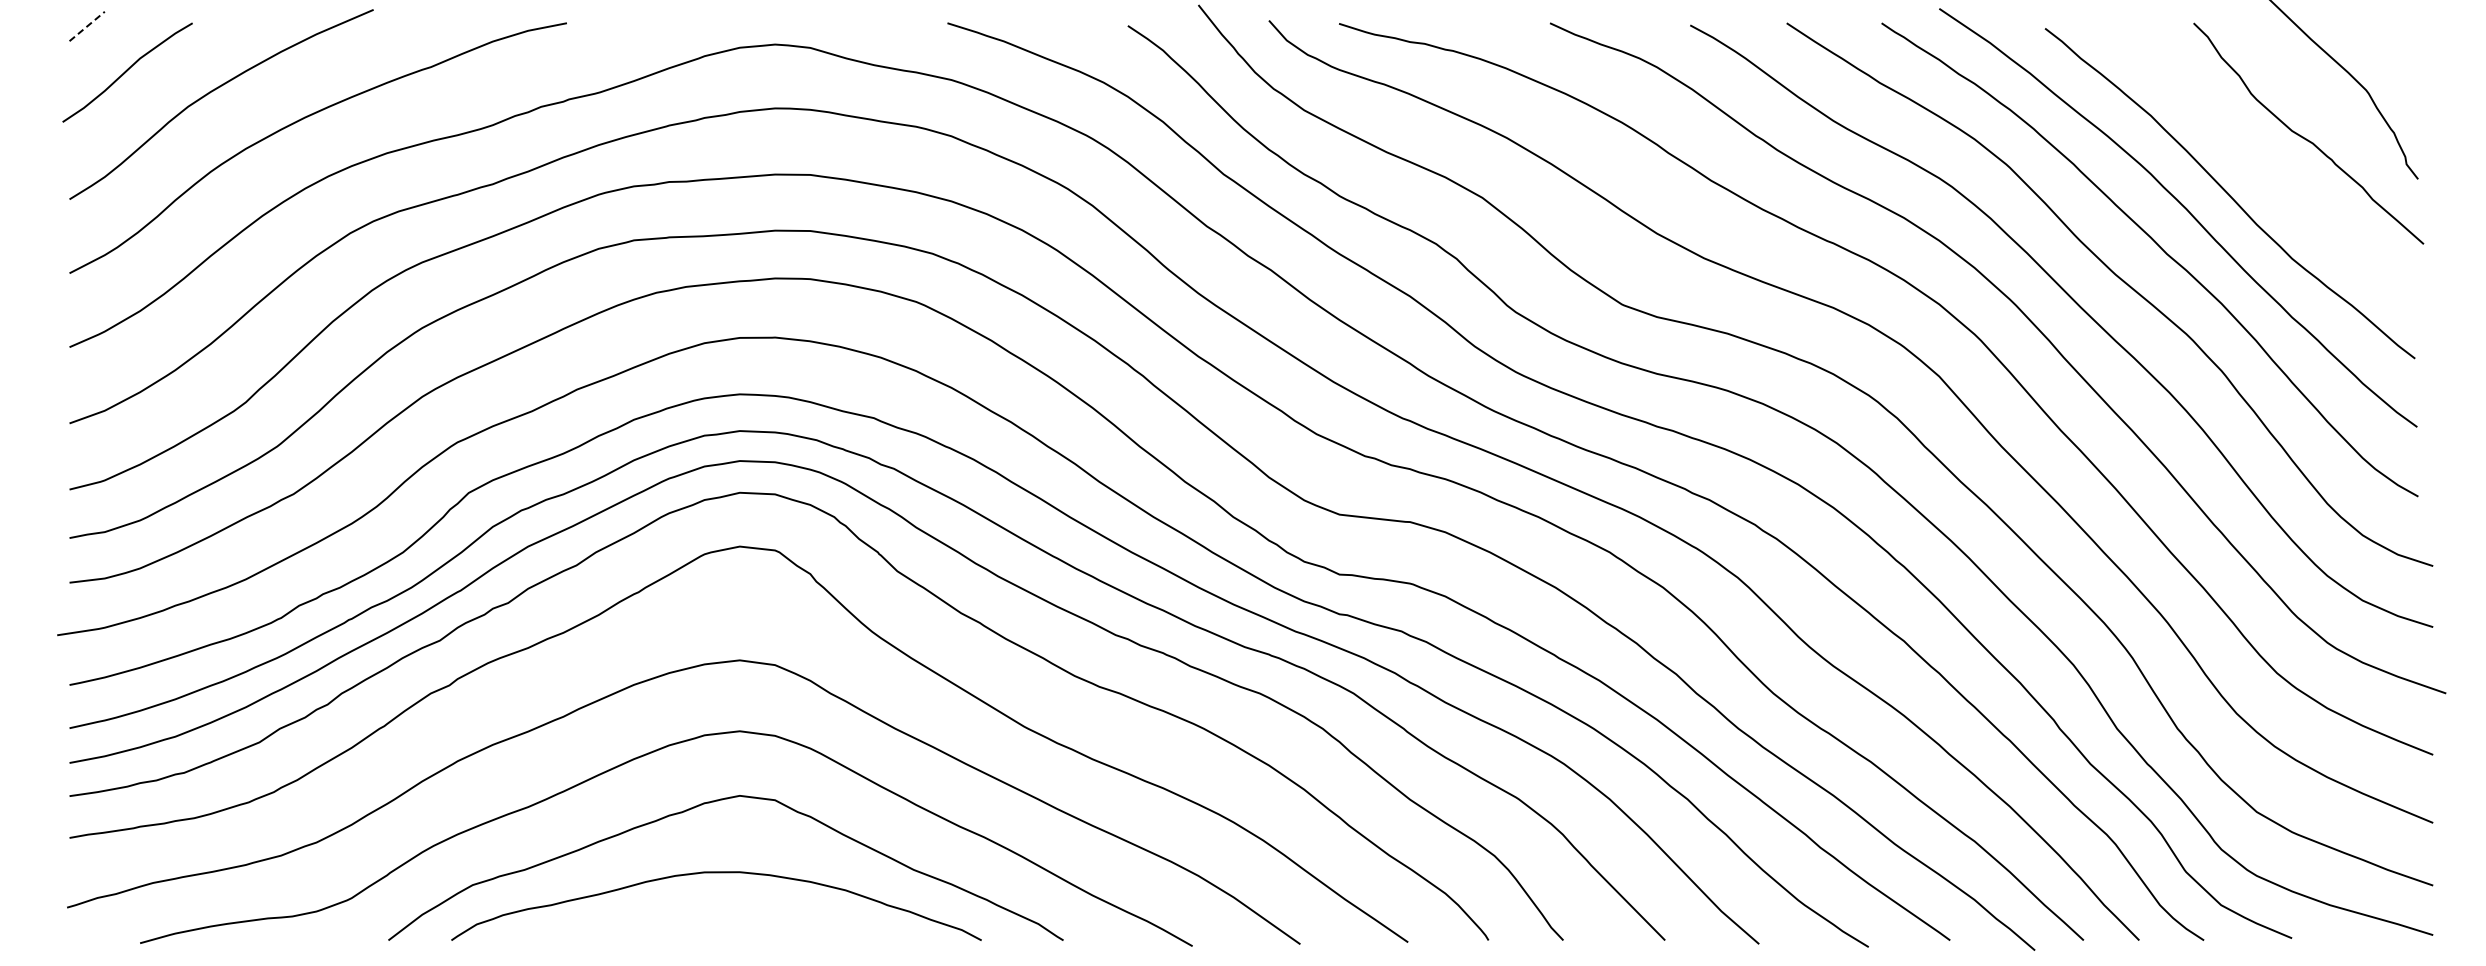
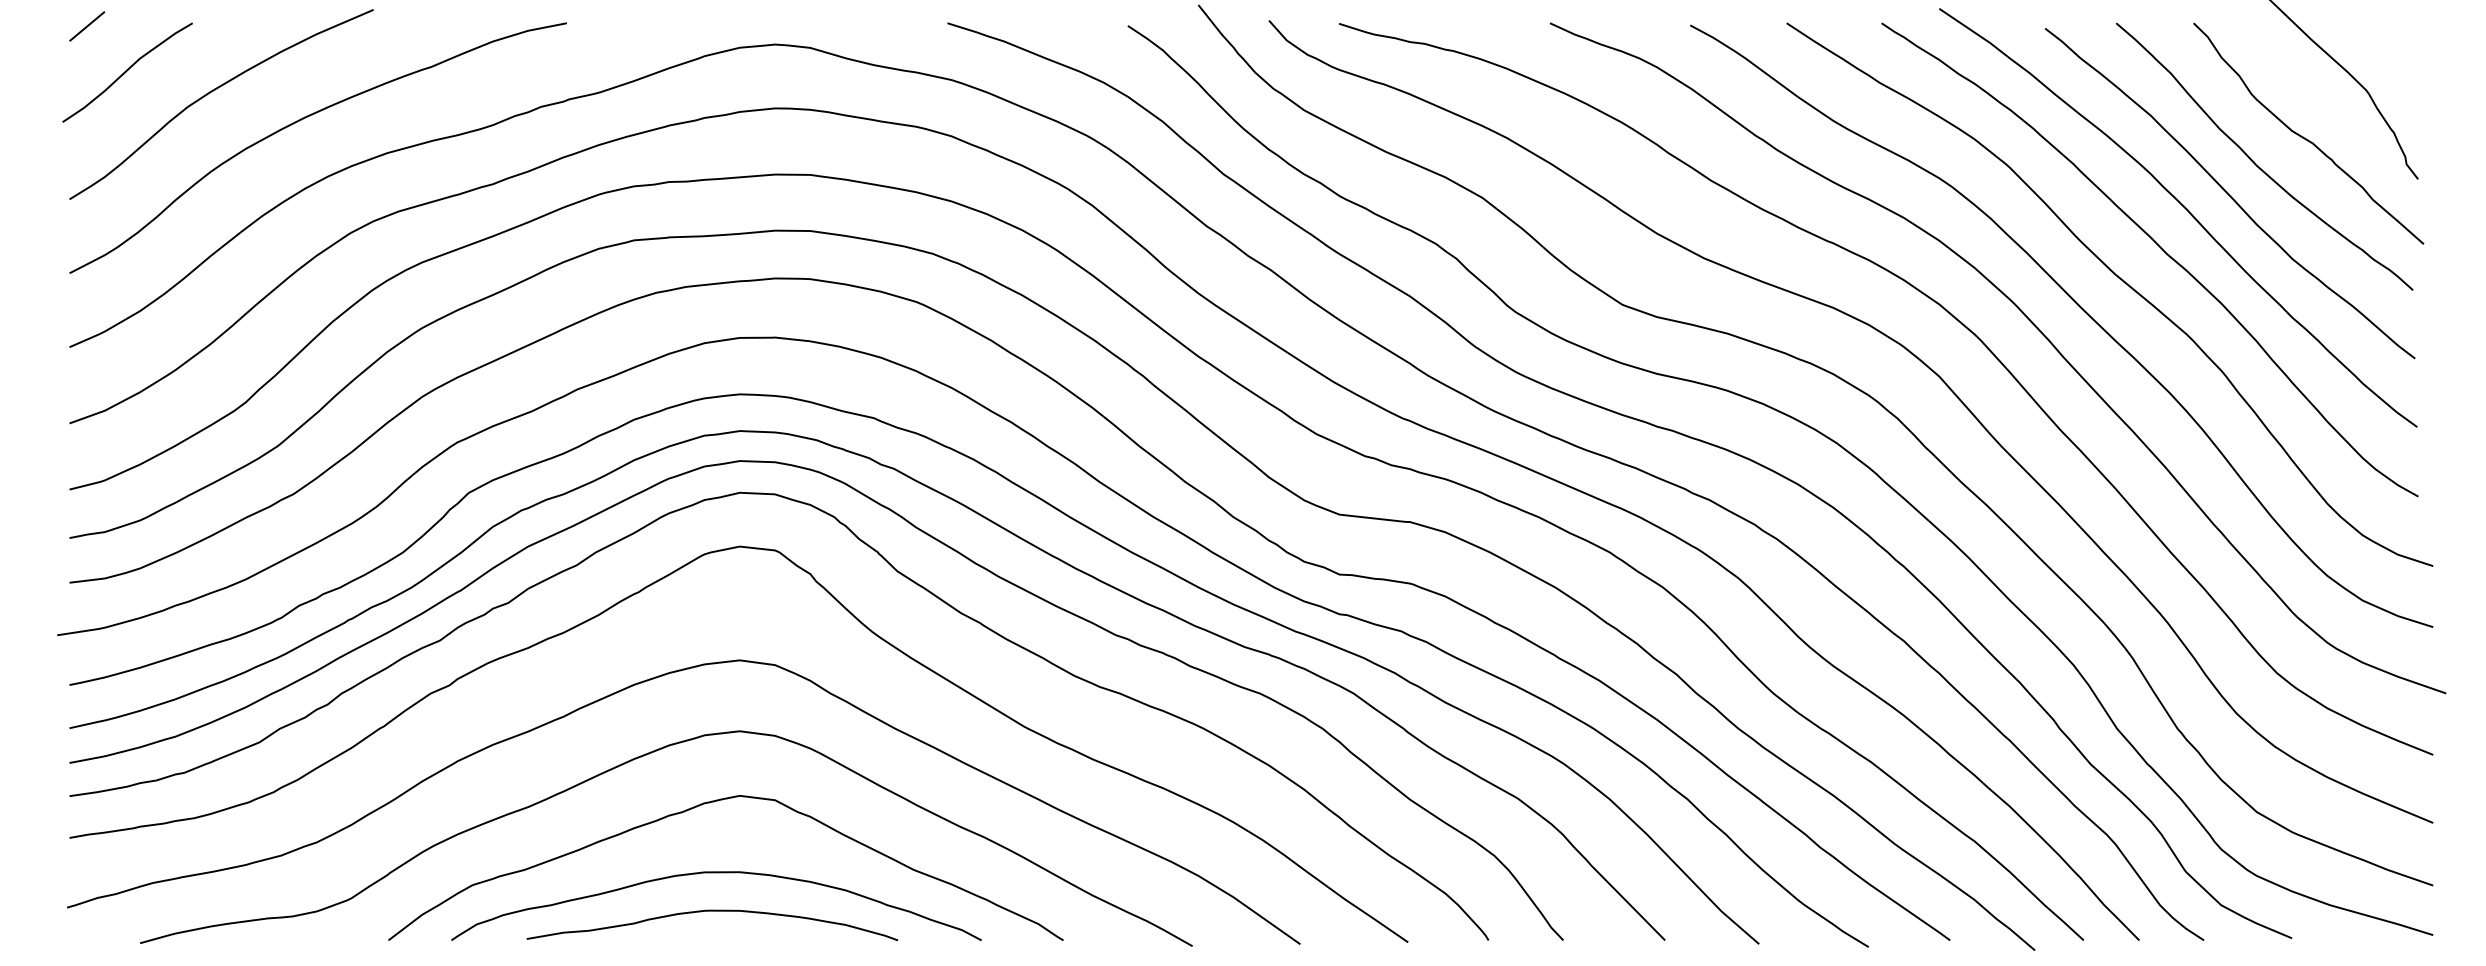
line: dashed -> solid (87, 26)
curve: none -> present (2256, 163)
curve: none -> present (712, 911)
